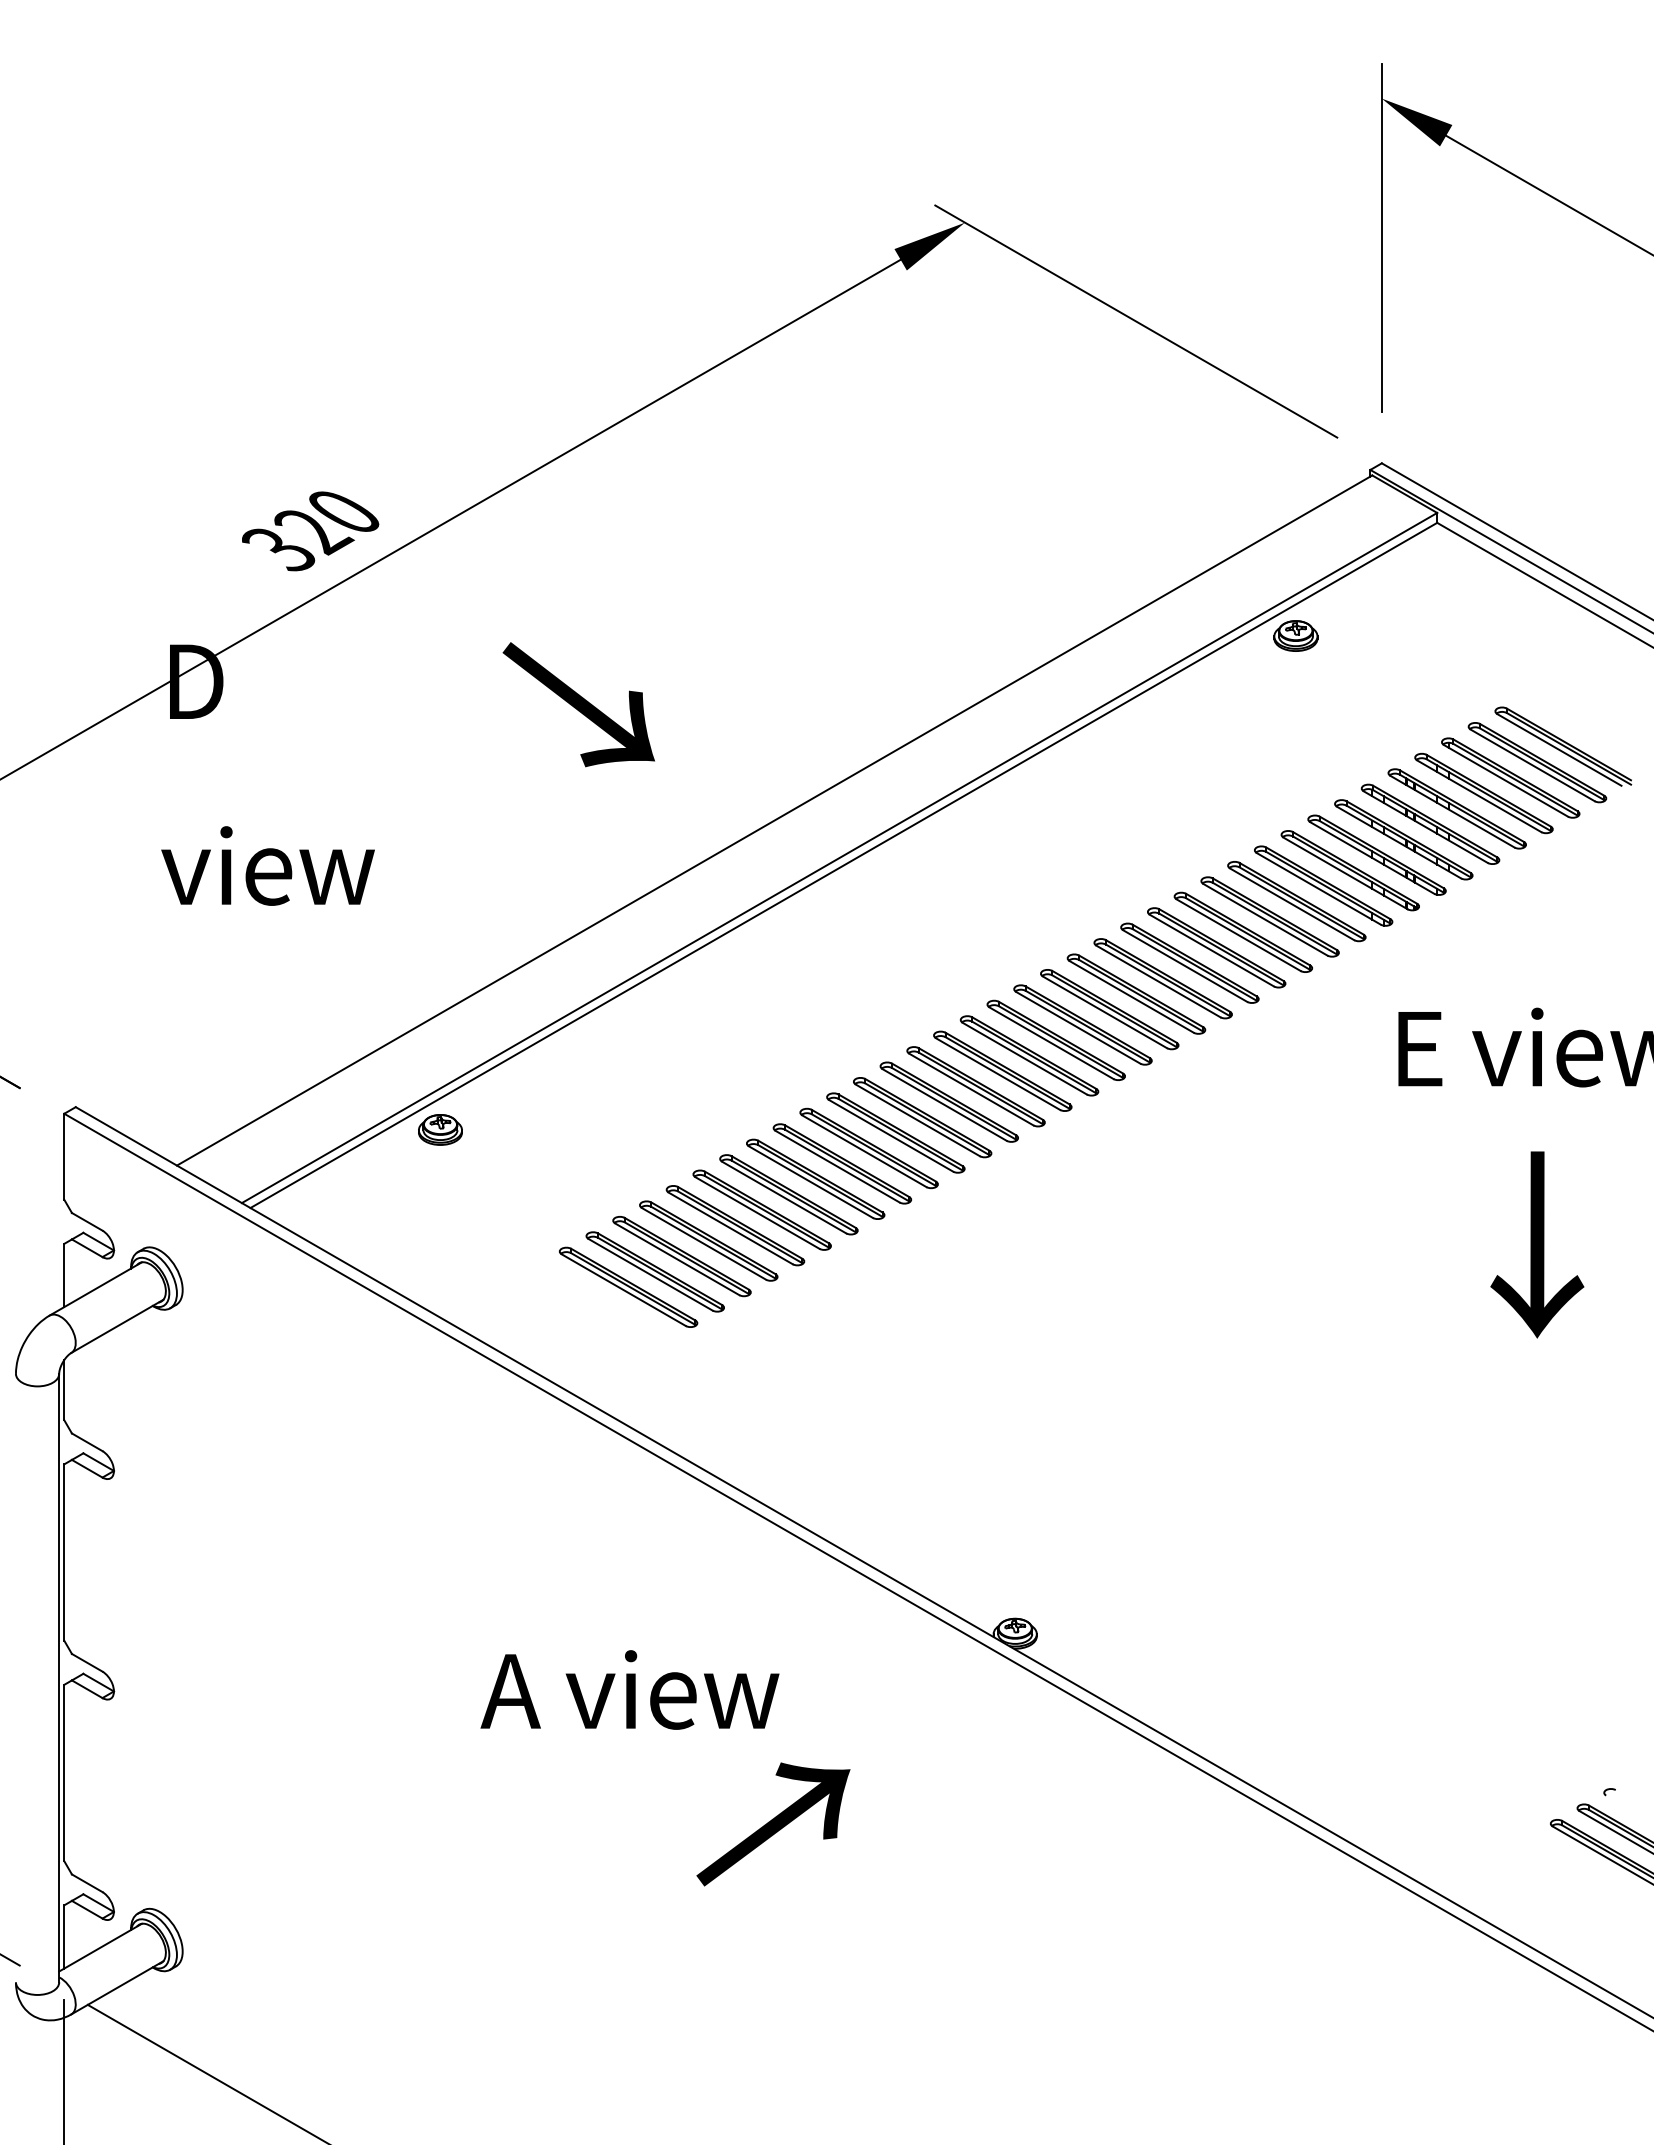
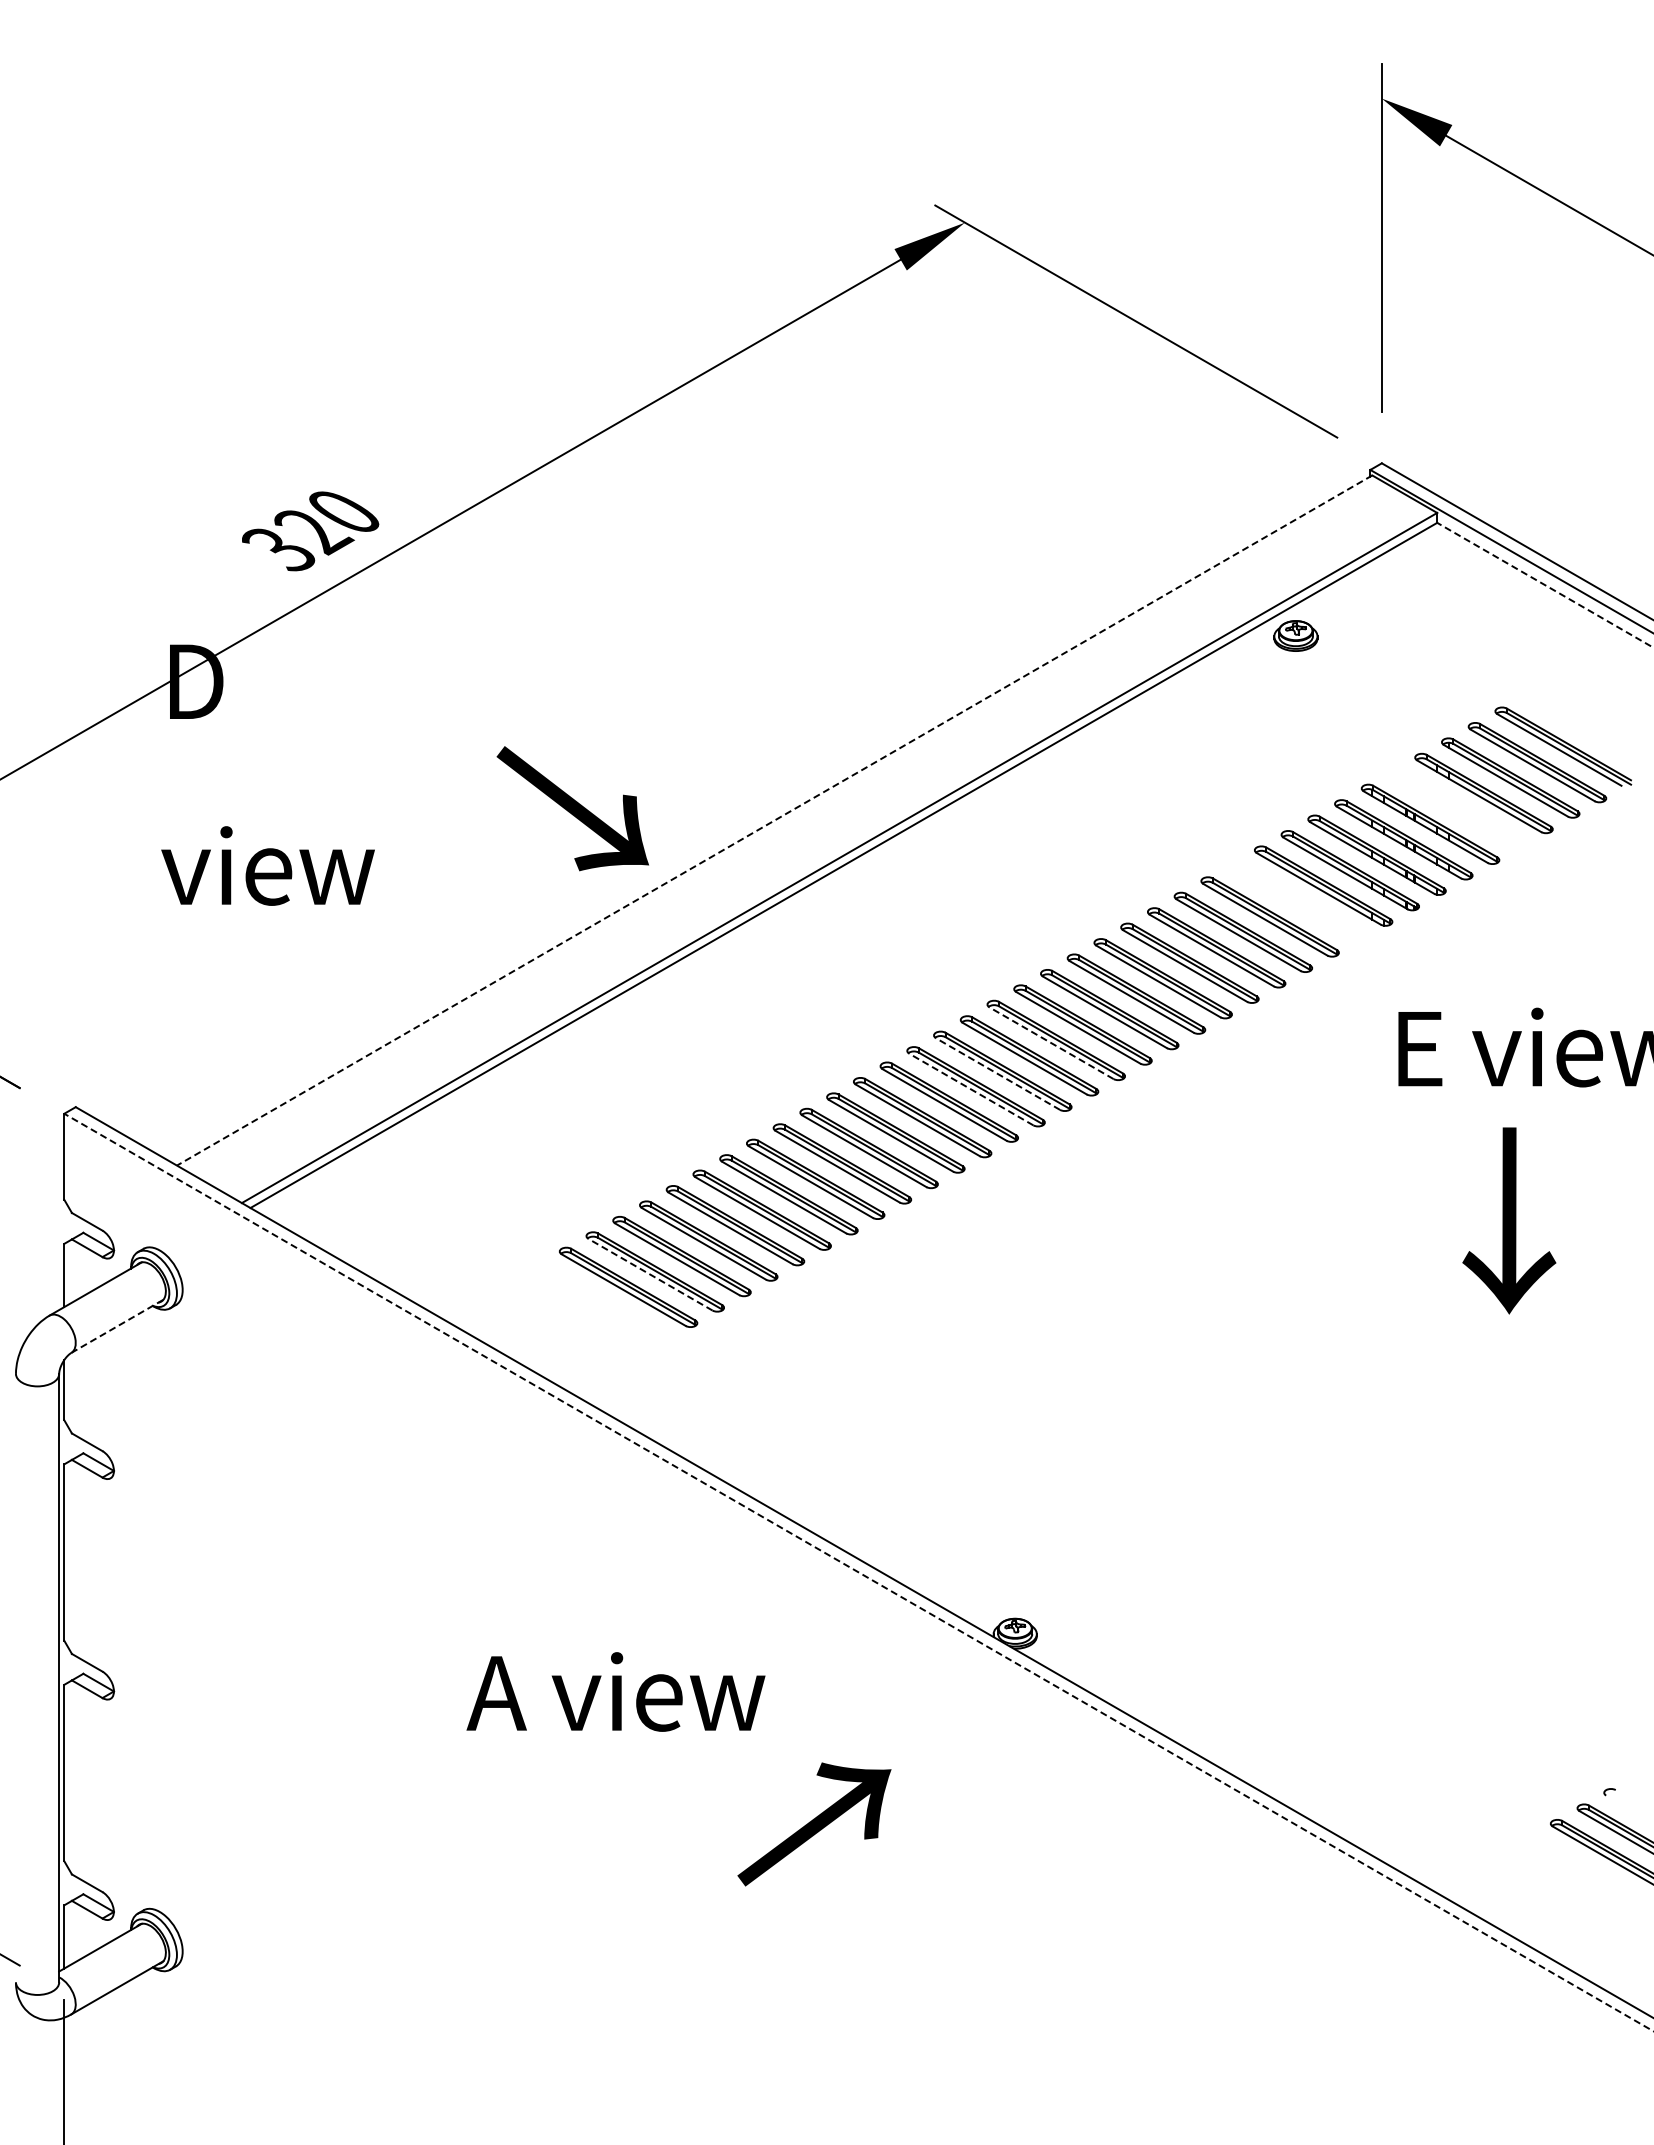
line: solid -> dashed (1545, 585)
text position: (578, 704) -> (572, 808) (572, 808)
part: present -> none (1456, 808)
line: solid -> dashed (774, 820)
part: present -> none (1296, 901)
line: solid -> dashed (1051, 1043)
line: solid -> dashed (998, 1074)
line: solid -> dashed (971, 1089)
part: present -> none (440, 1129)
text position: (1537, 1244) -> (1509, 1220) (1509, 1220)
line: solid -> dashed (650, 1274)
line: solid -> dashed (117, 1326)
line: solid -> dashed (858, 1572)
text position: (629, 1689) -> (615, 1691) (615, 1691)
text position: (773, 1824) -> (814, 1824) (814, 1824)
line: present -> none (206, 2072)
